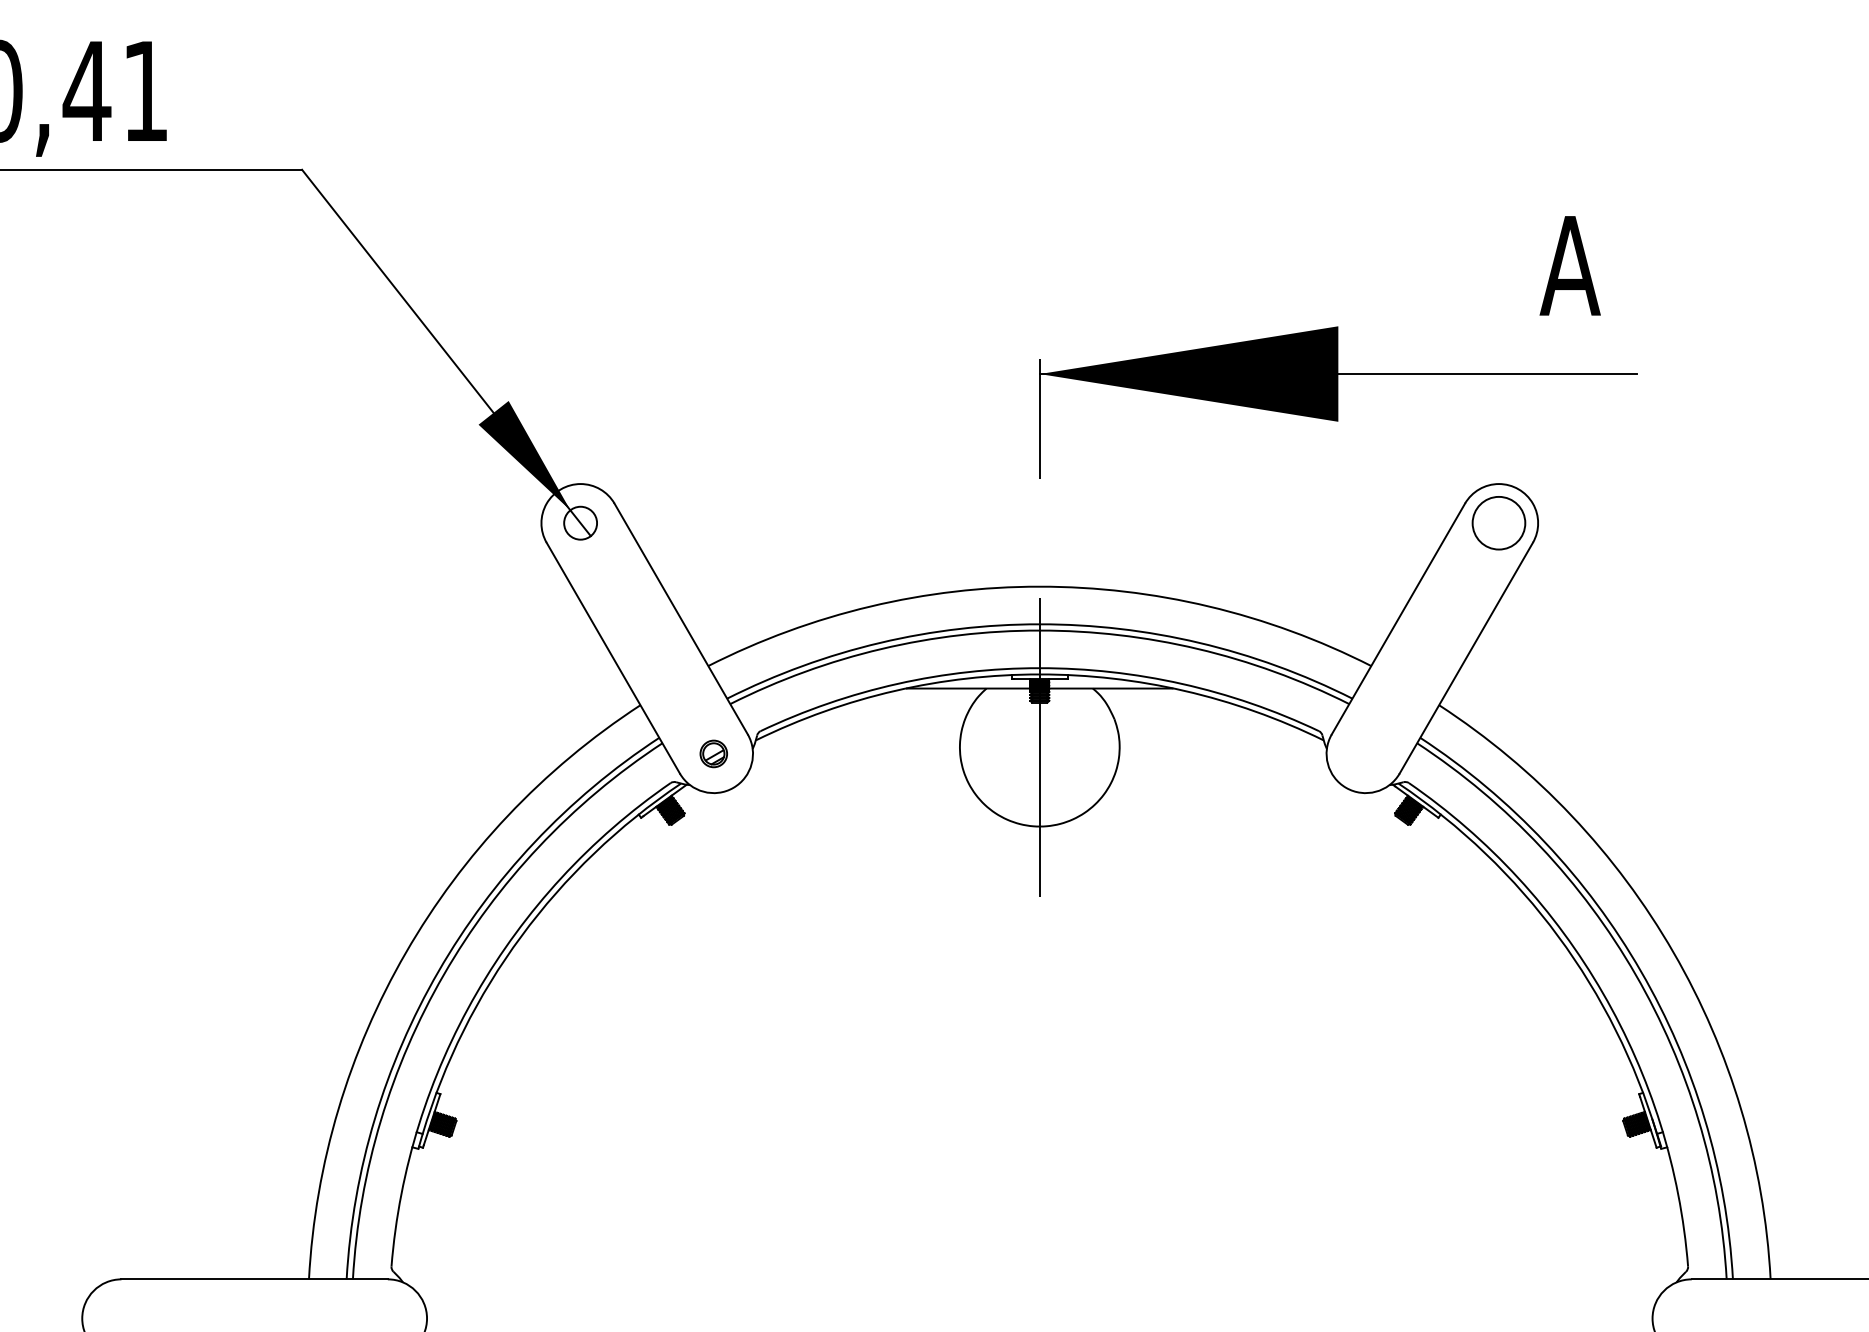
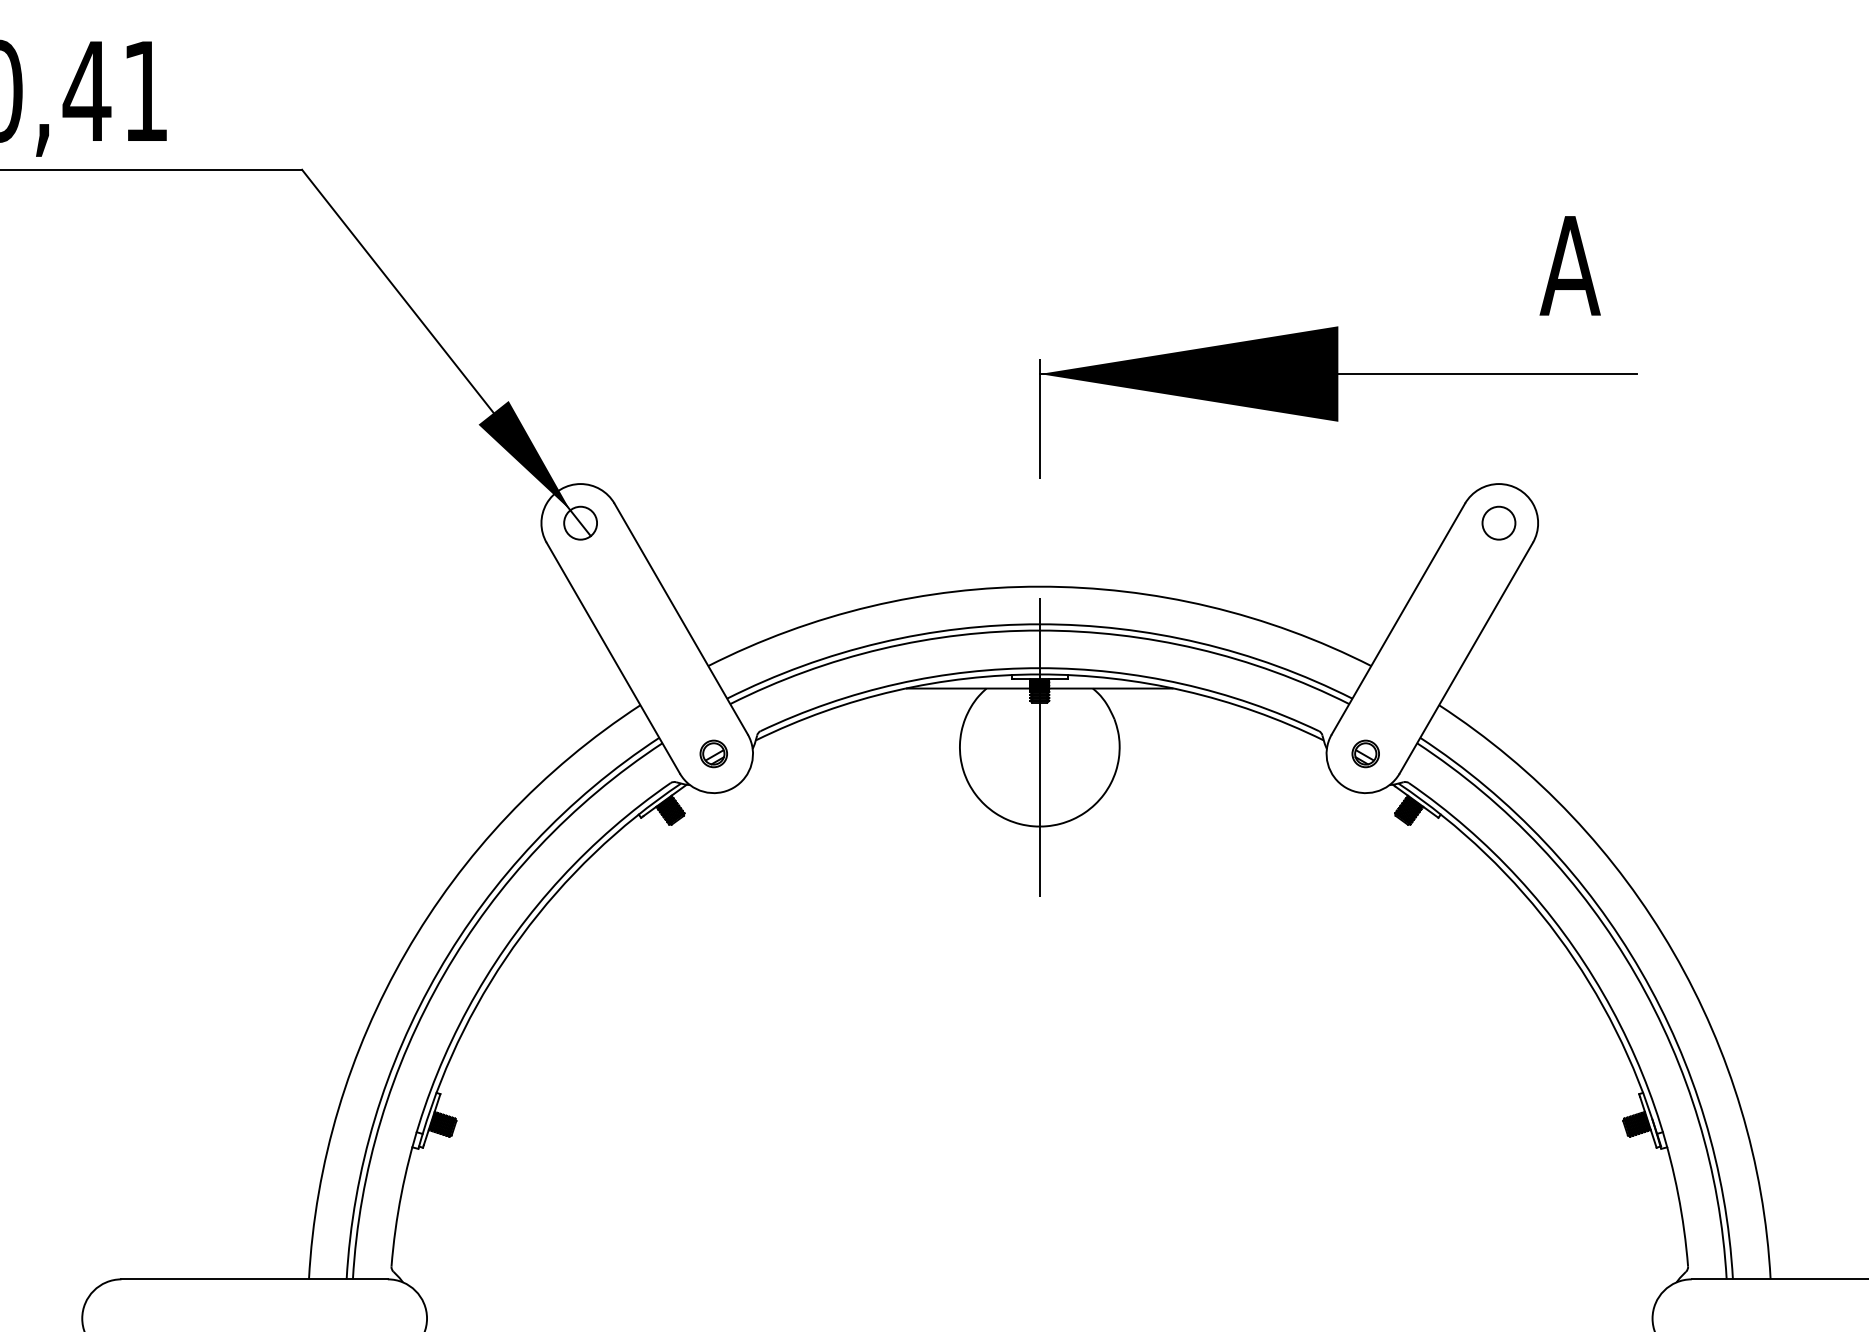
circle diameter: 53 px -> 33 px (1498, 522)
part: none -> present (1365, 753)
